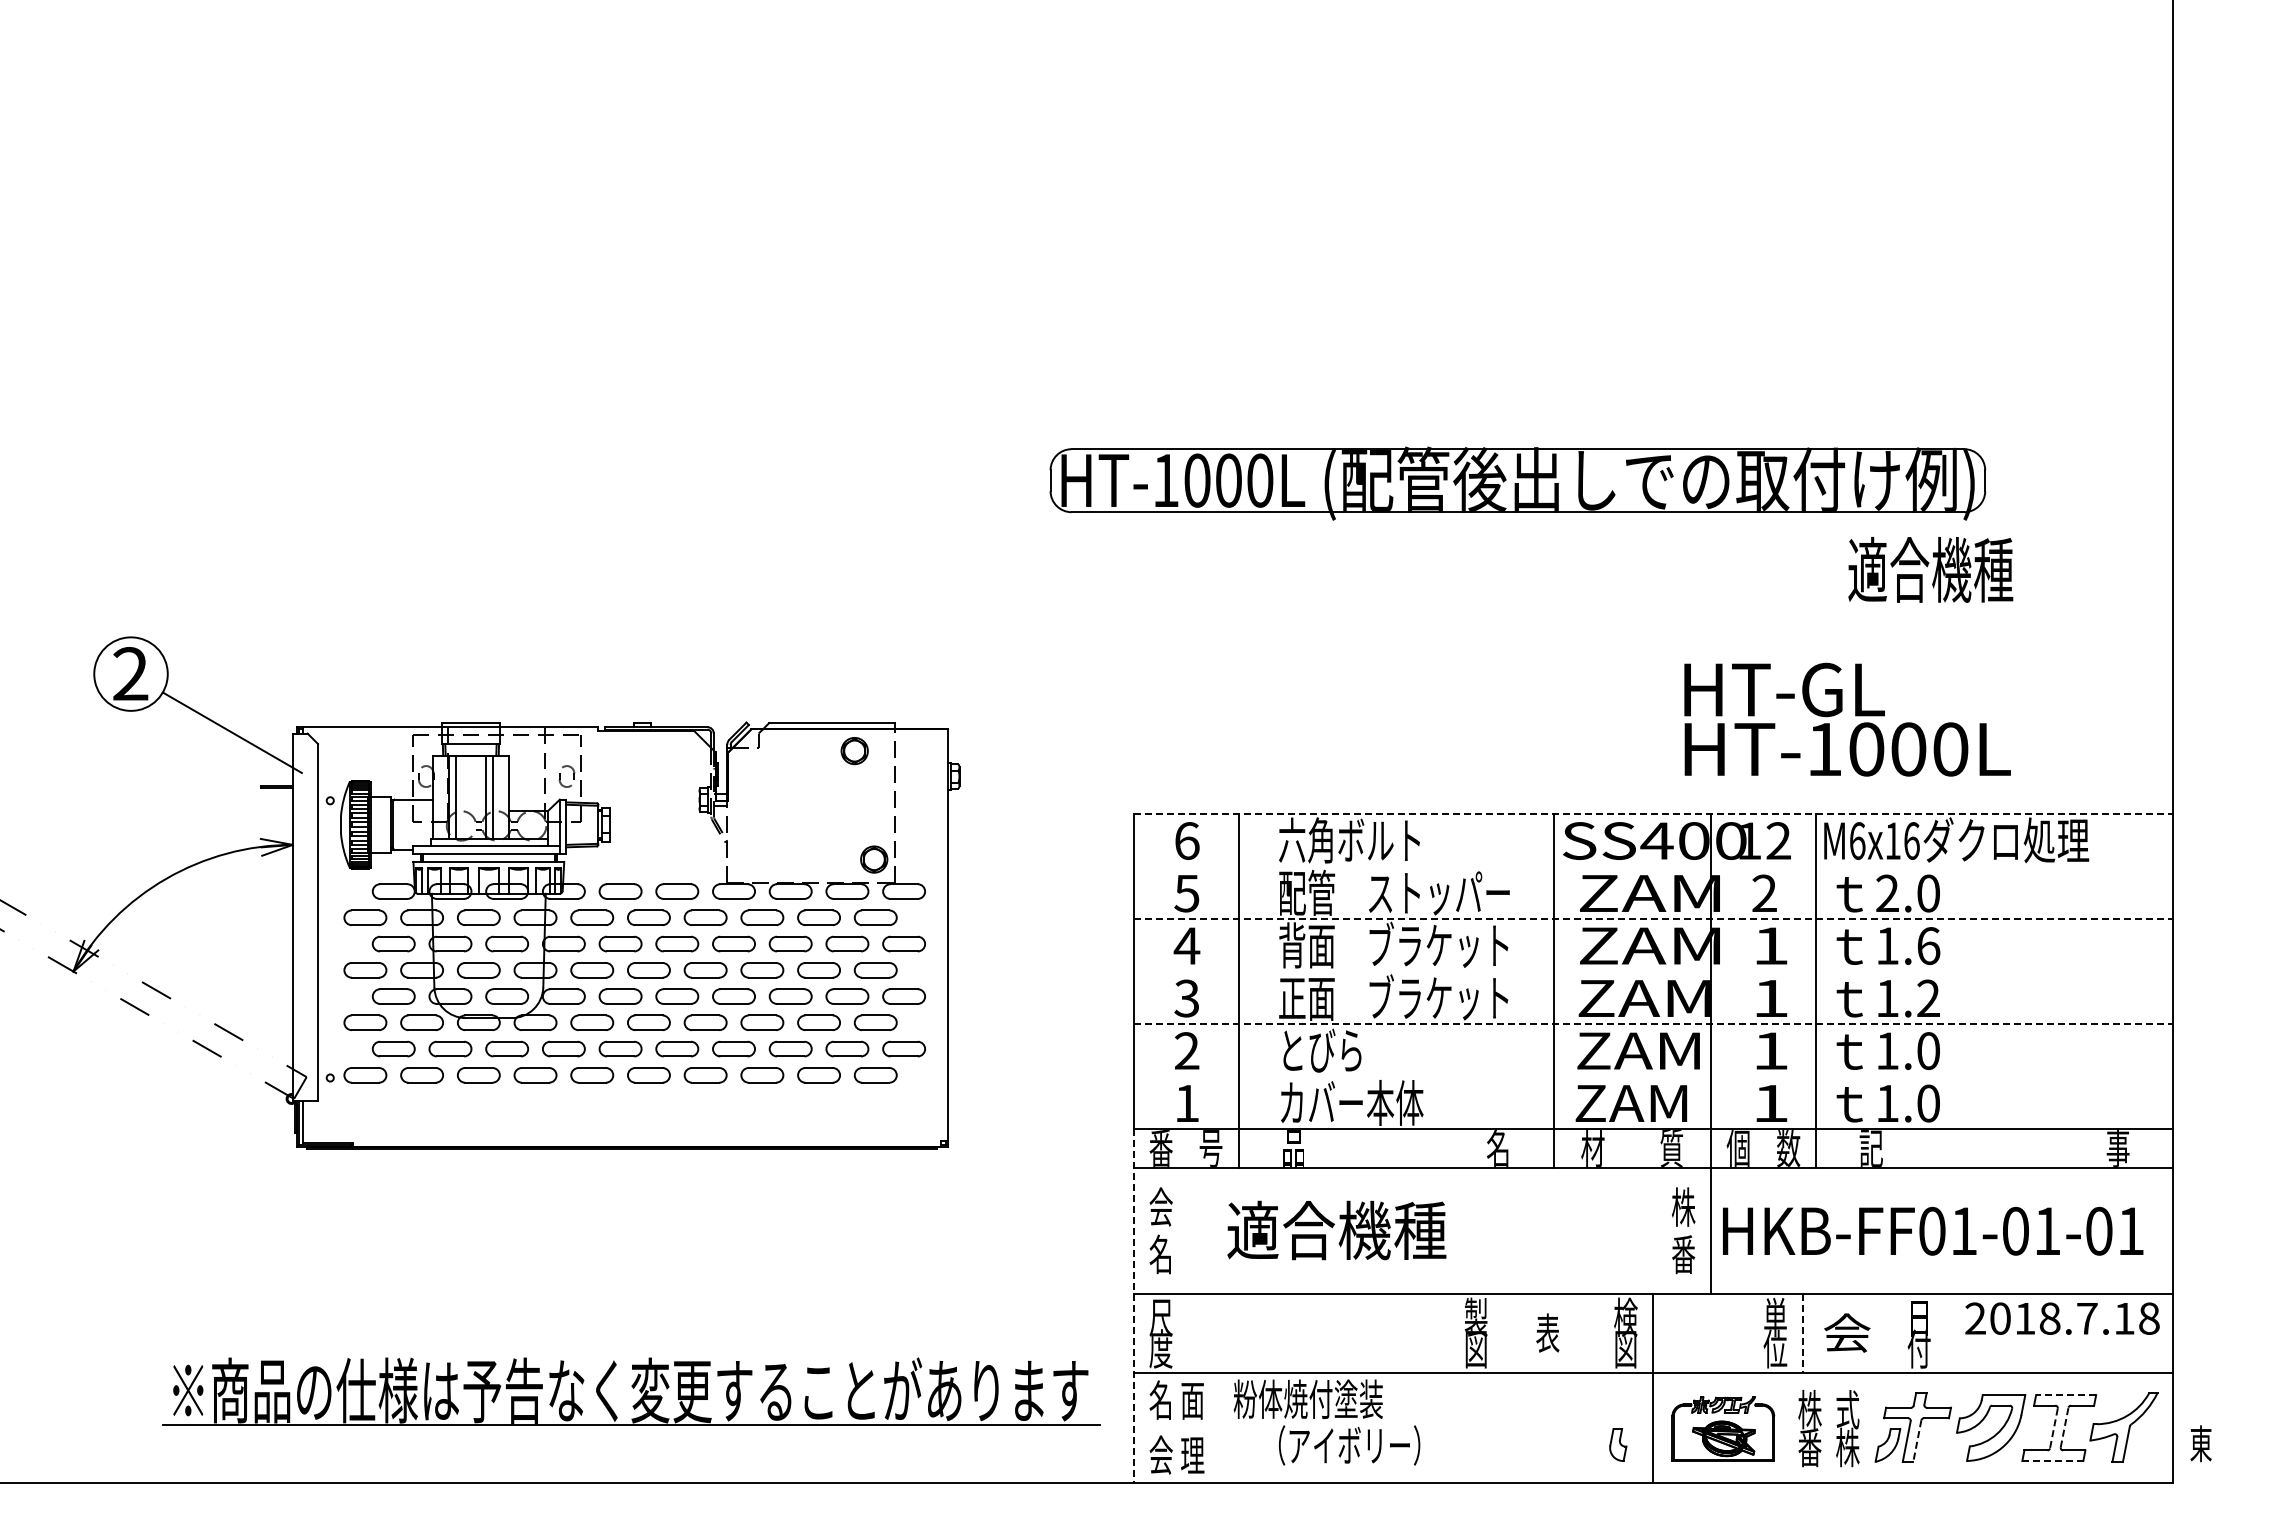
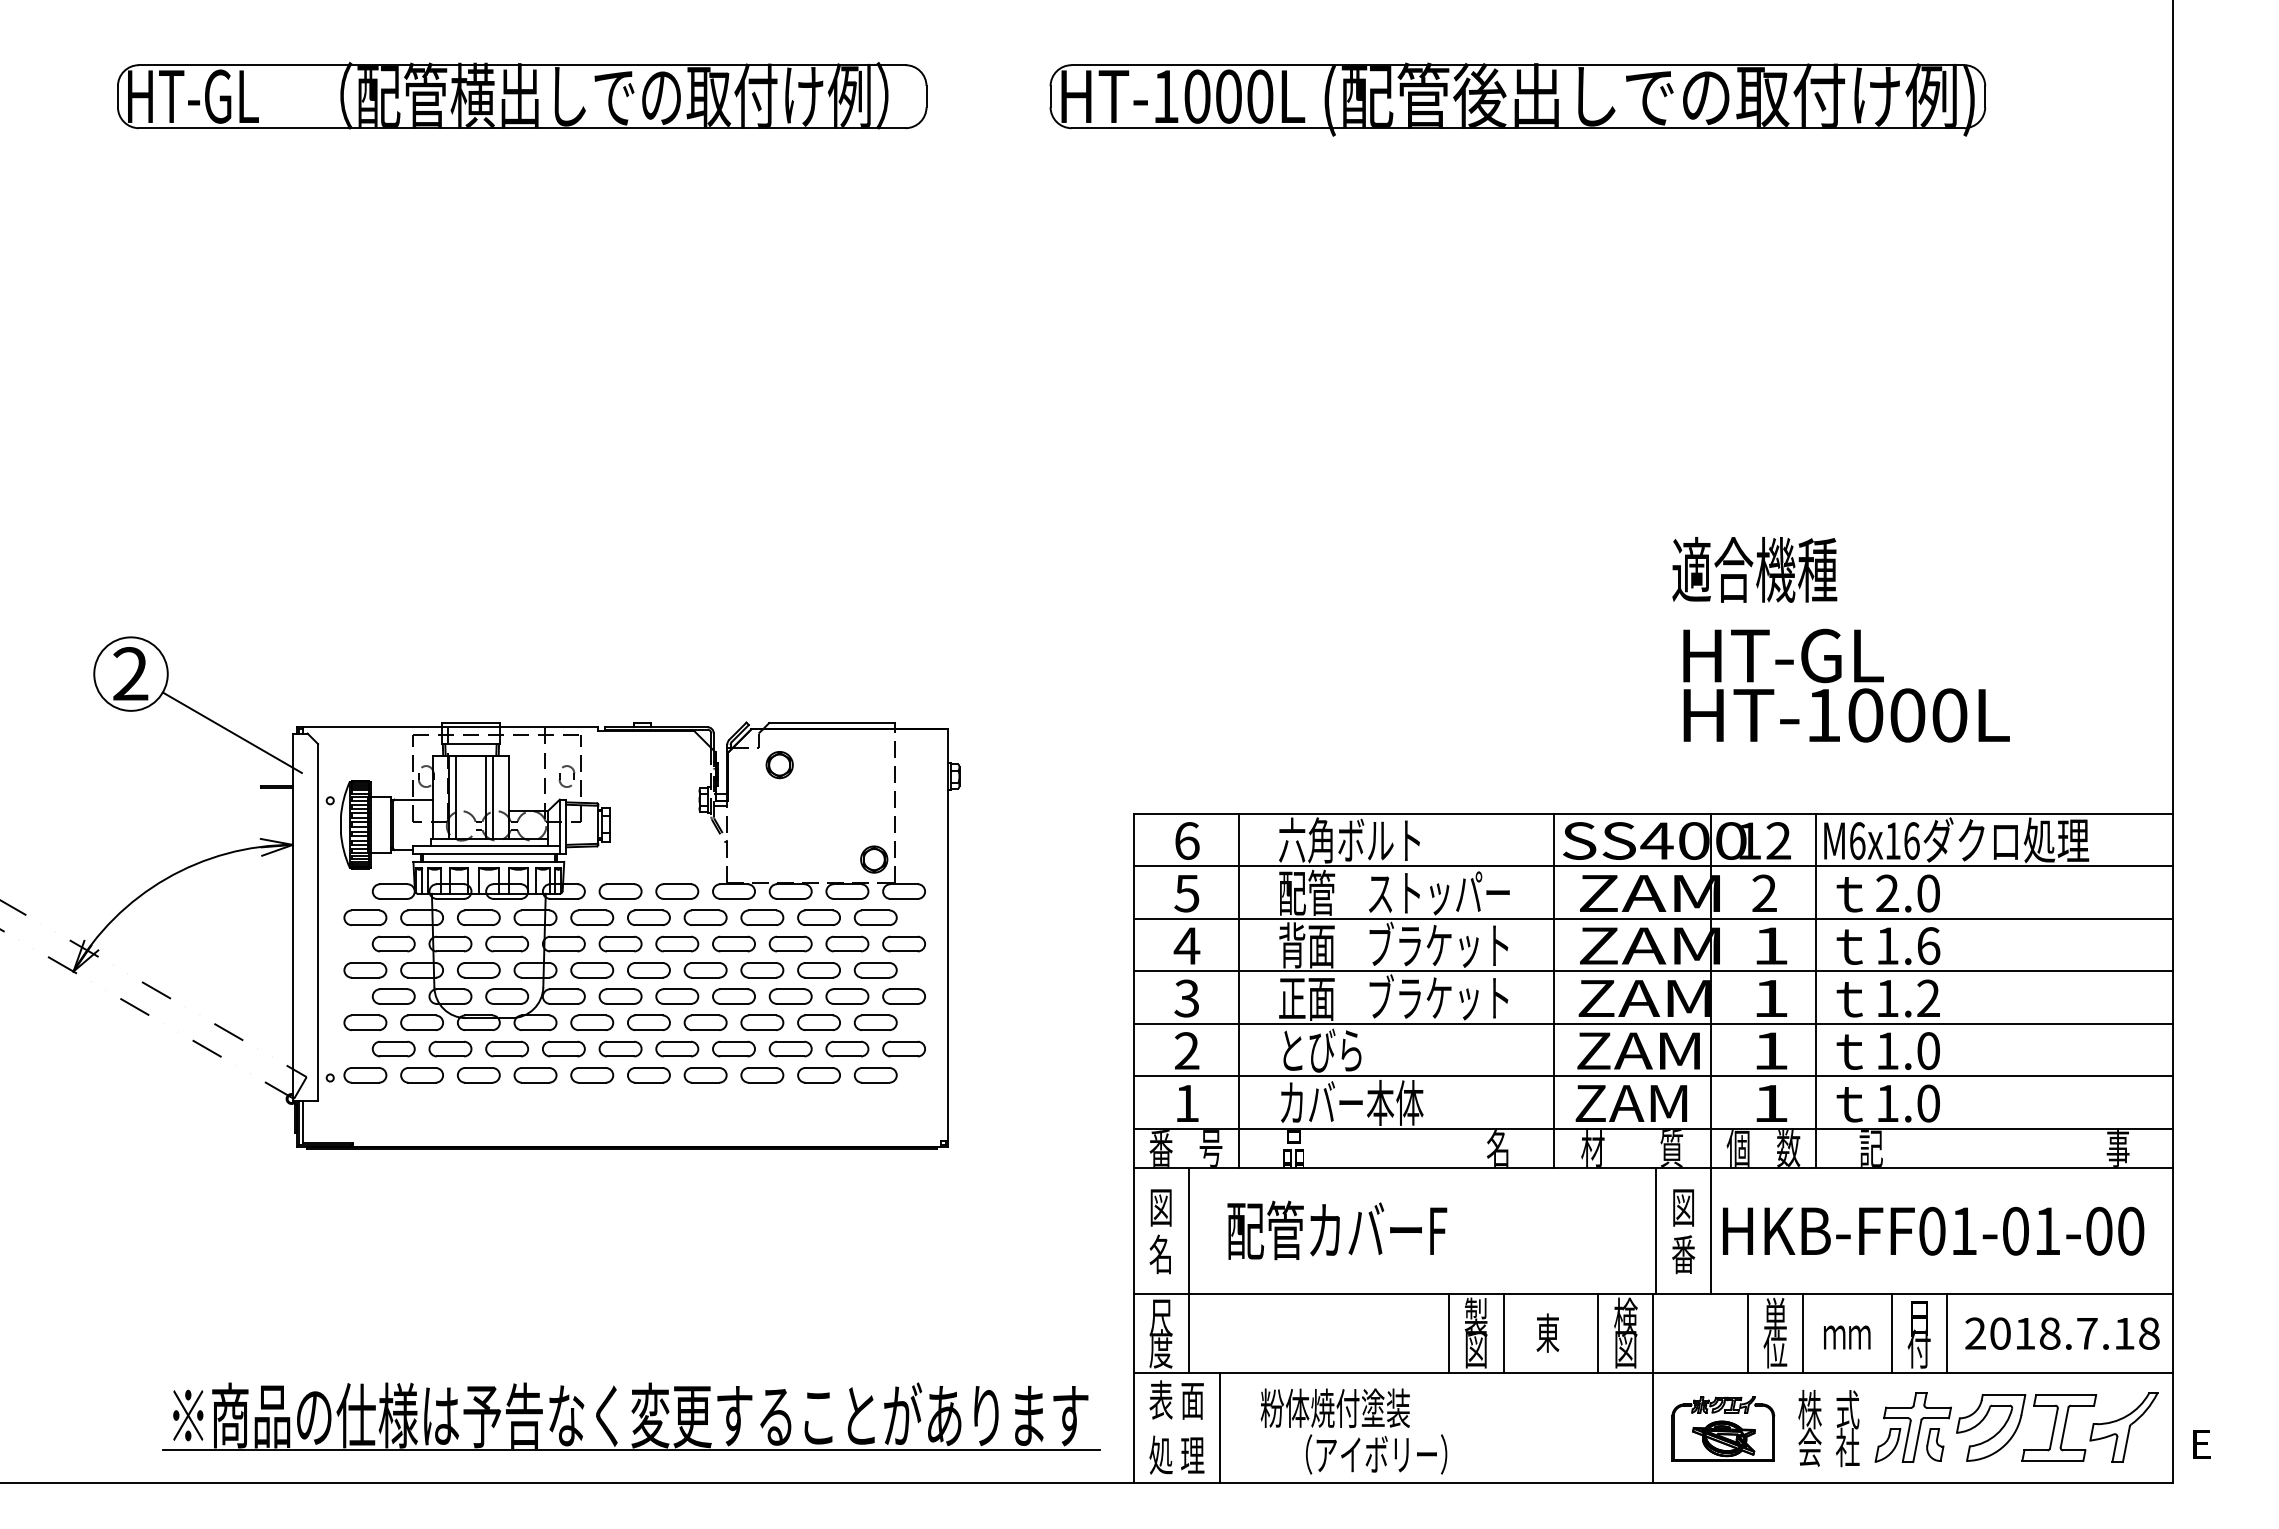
part: none -> present (522, 95)
part position: (1517, 483) -> (1517, 99) (1517, 99)
text position: (1930, 569) -> (1754, 569) (1754, 569)
text position: (1847, 719) -> (1846, 685) (1846, 685)
part position: (854, 751) -> (779, 765) (779, 765)
line: dashed -> solid (1653, 813)
line: none -> present (1653, 866)
line: dashed -> solid (1653, 918)
line: none -> present (1653, 971)
line: dashed -> solid (1653, 1023)
line: none -> present (1653, 1076)
text: 会 -> 図 (1160, 1206)
text: 株 -> 図 (1683, 1206)
text: 適合機種 -> 配管カバーF (1337, 1230)
text: HKB-FF01-01-01 -> HKB-FF01-01-00 (2131, 1230)
line: none -> present (1656, 1231)
line: none -> present (1188, 1270)
line: dashed -> solid (1133, 1306)
text position: (2062, 1318) -> (2062, 1333) (2062, 1333)
text: 会 -> ｍｍ (1847, 1332)
line: none -> present (1448, 1333)
line: none -> present (1503, 1333)
line: none -> present (1598, 1333)
line: none -> present (1747, 1333)
line: none -> present (1891, 1333)
line: none -> present (1946, 1333)
text: 表 -> 東 (1547, 1334)
line: dashed -> solid (1803, 1334)
part position: (631, 1391) -> (631, 1416) (631, 1416)
line: dashed -> solid (2065, 1395)
text: 名 -> 表 (1160, 1399)
text position: (1326, 1422) -> (1353, 1431) (1353, 1431)
line: dashed -> solid (2064, 1427)
line: none -> present (1220, 1428)
line: dashed -> solid (2053, 1428)
line: dashed -> solid (1917, 1441)
text: 東 -> E (2200, 1443)
part position: (1618, 1444) -> (1935, 1444) (1935, 1444)
text: 番 -> 会 (1809, 1447)
text: 株 -> 社 (1847, 1447)
text: 会 -> 処 (1160, 1454)
line: dashed -> solid (2053, 1460)
